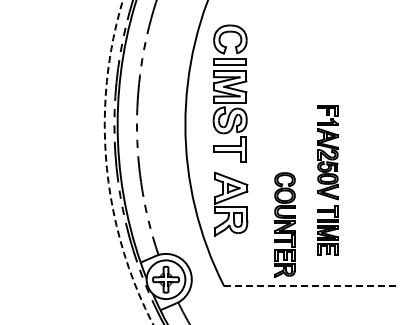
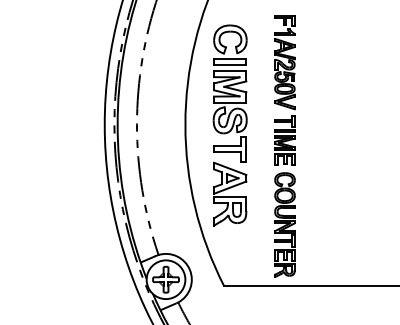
arc: dashed -> solid (106, 165)
part position: (327, 180) -> (284, 90) (284, 90)
part position: (231, 203) -> (230, 193) (230, 193)
line: dashed -> solid (312, 286)
